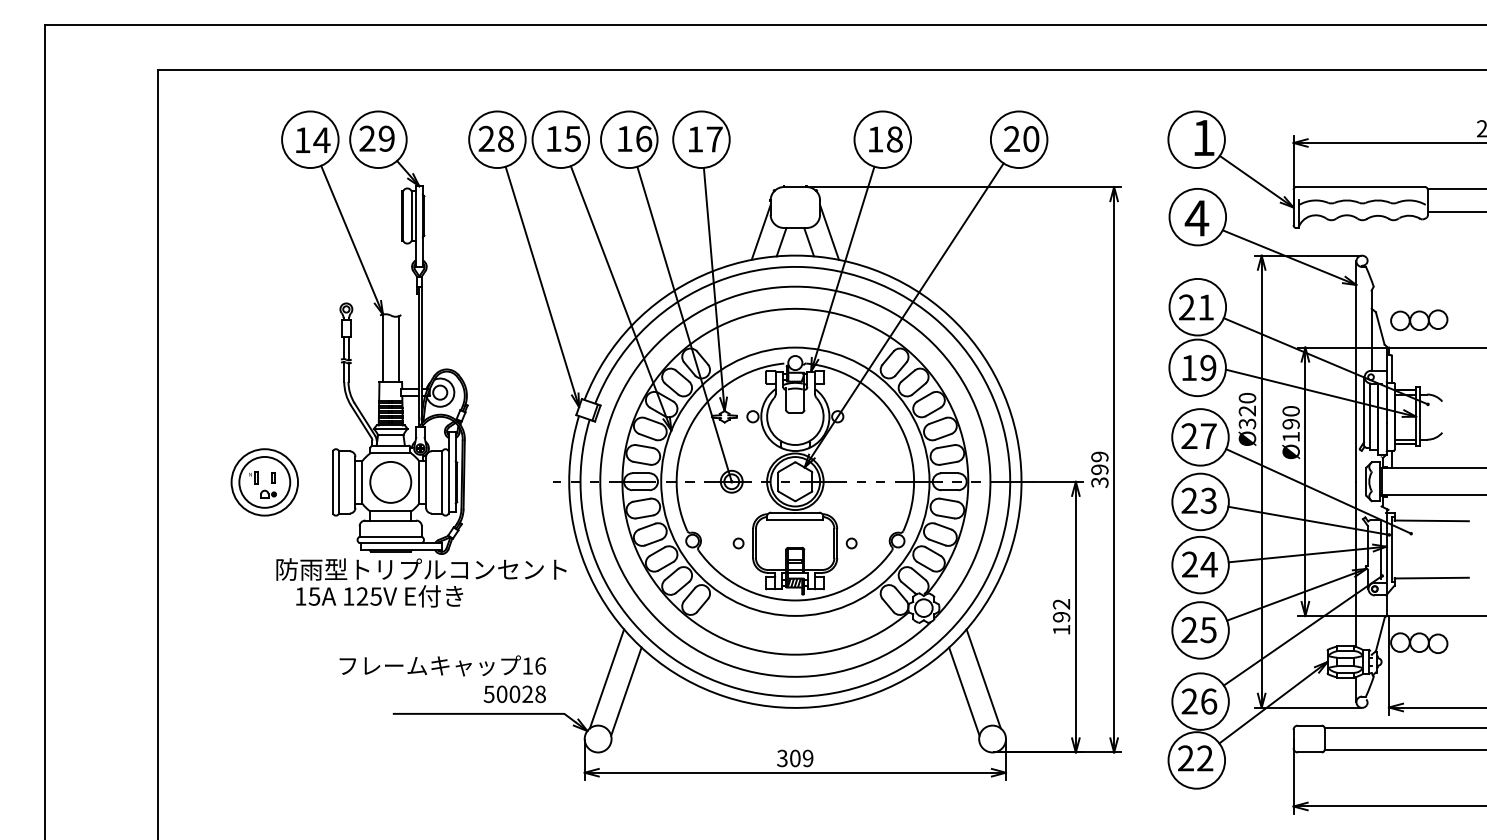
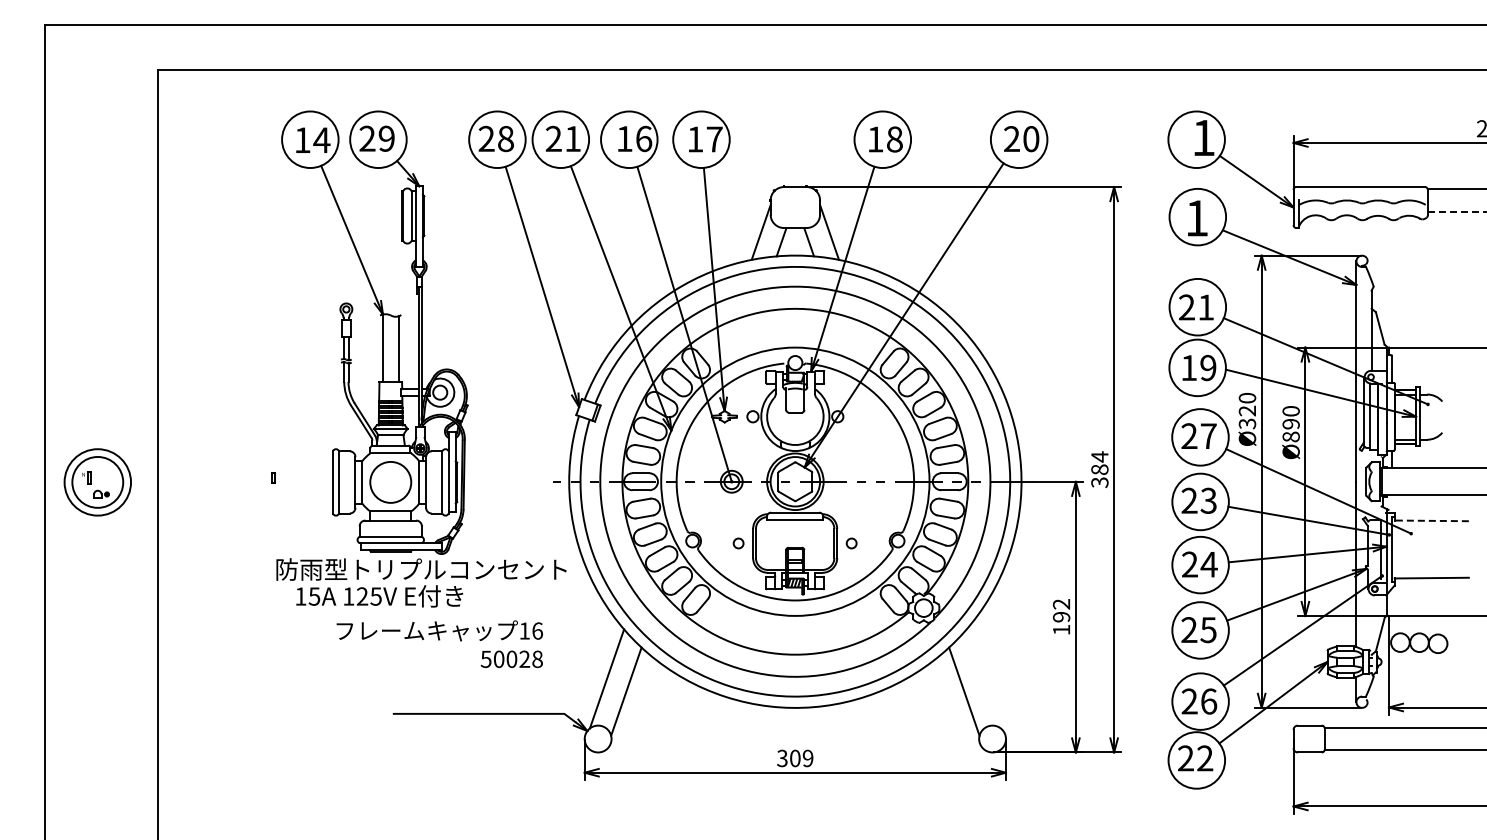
text: 15 -> 21 (562, 138)
line: solid -> dashed (1457, 211)
text: 4 -> 1 (1196, 218)
part: present -> none (1419, 320)
text: Ø190 -> Ø890 (1290, 436)
text: 399 -> 384 (1099, 463)
part position: (264, 482) -> (97, 482) (97, 482)
line: solid -> dashed (1431, 520)
text position: (442, 678) -> (439, 643) (439, 643)
line: present -> none (983, 678)
